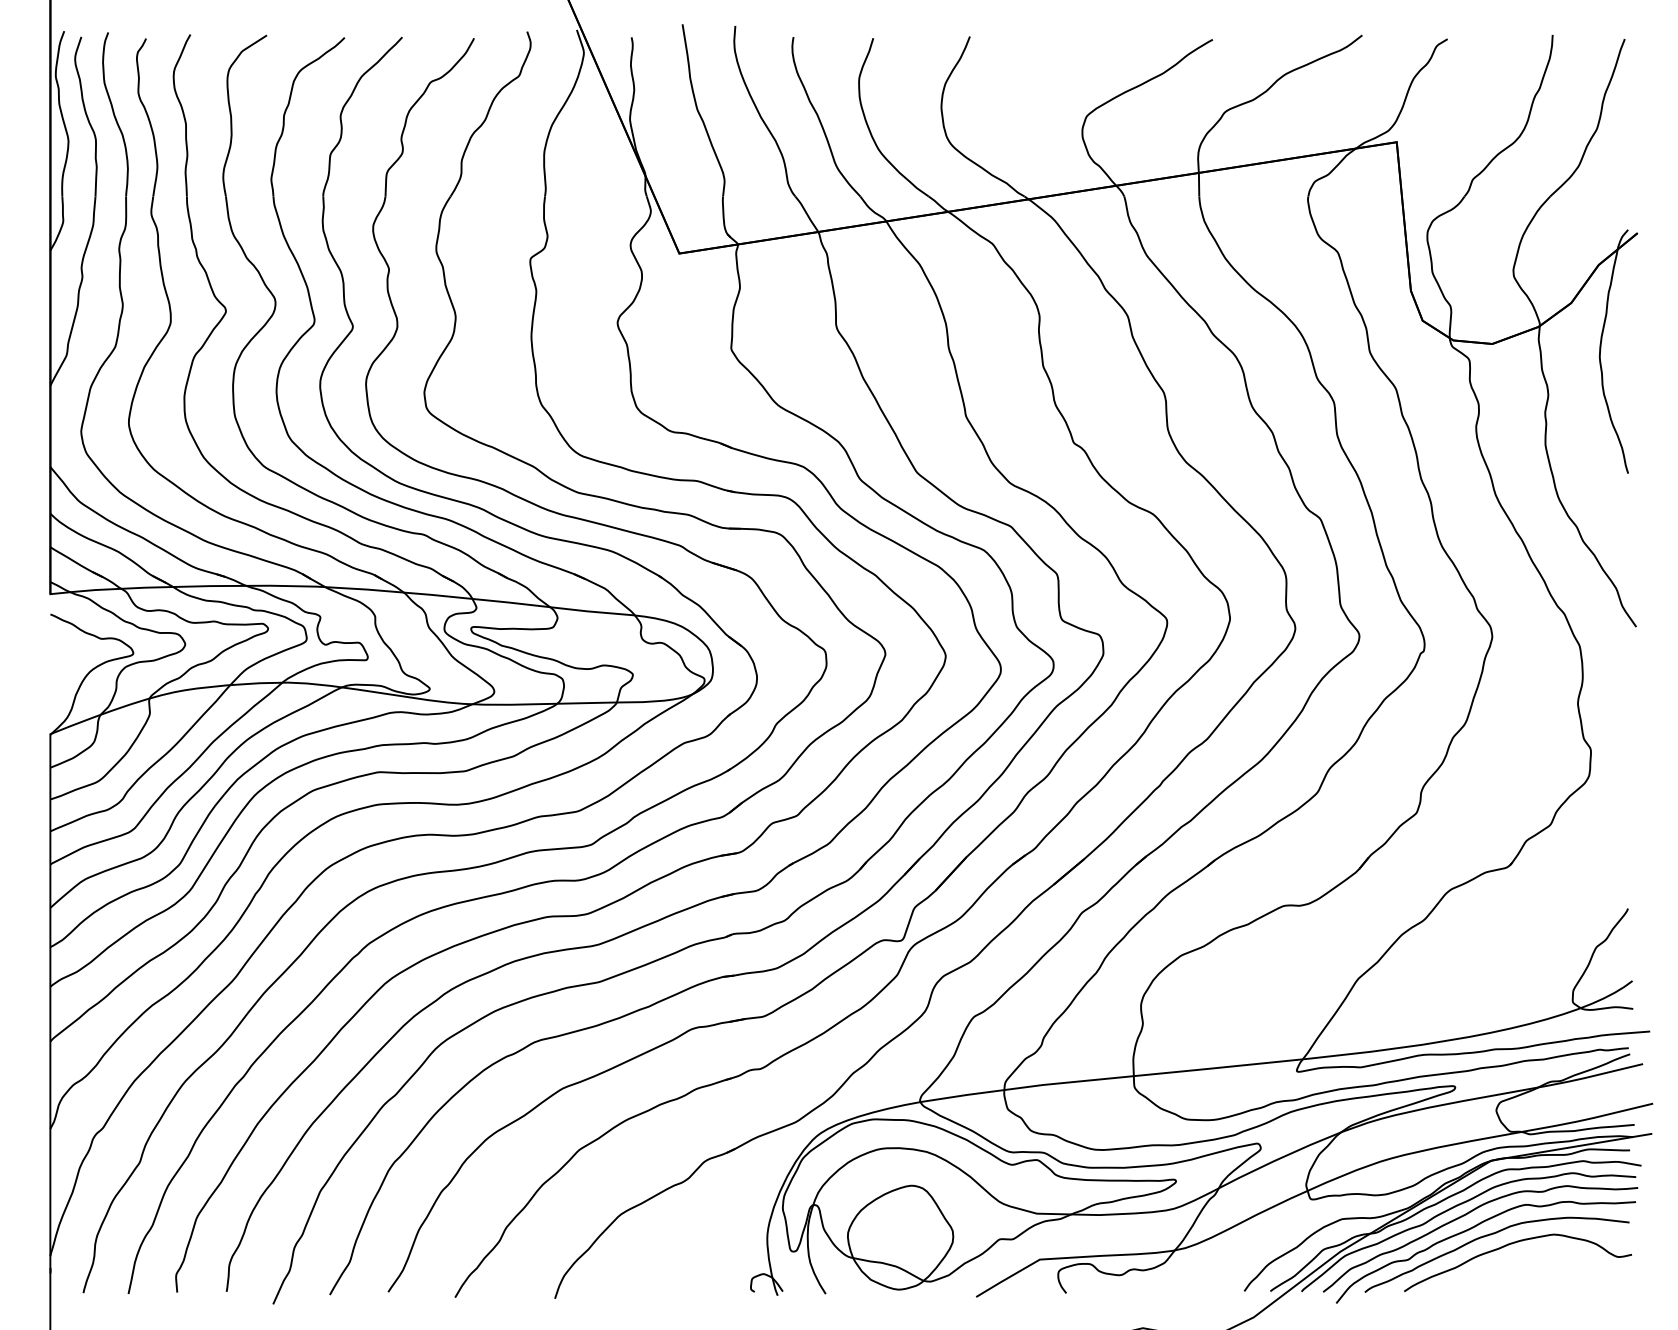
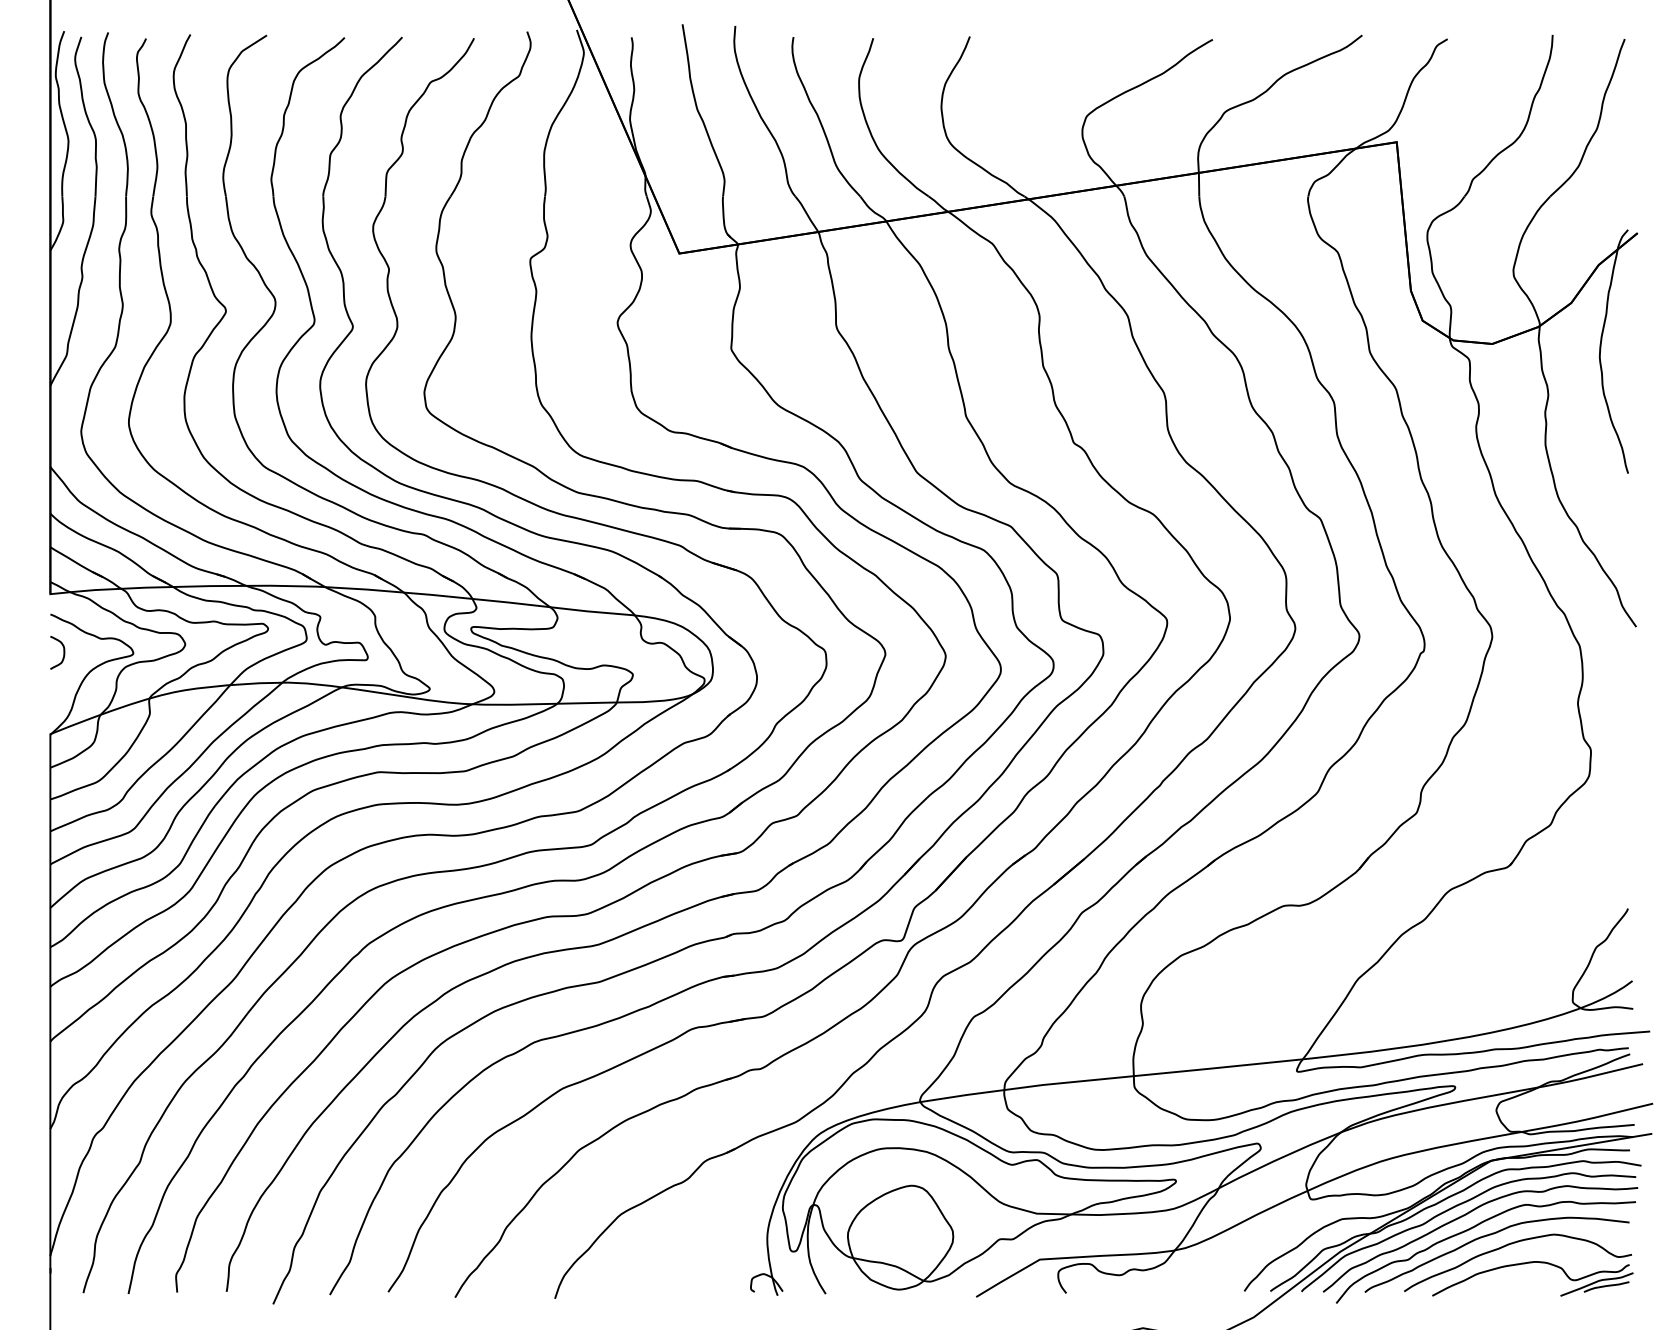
curve: none -> present (63, 652)
part: none -> present (1532, 1263)
